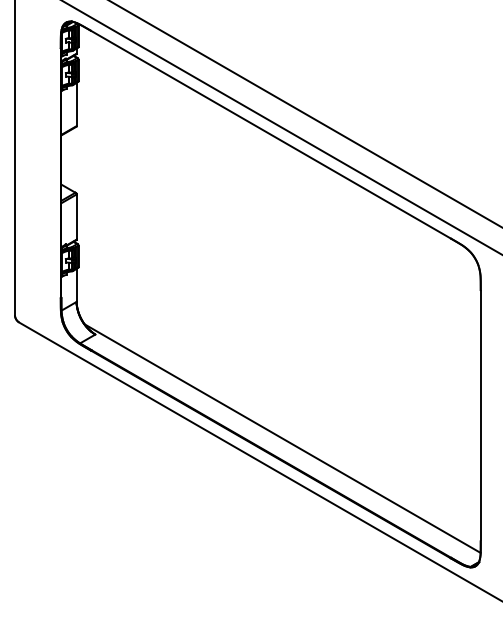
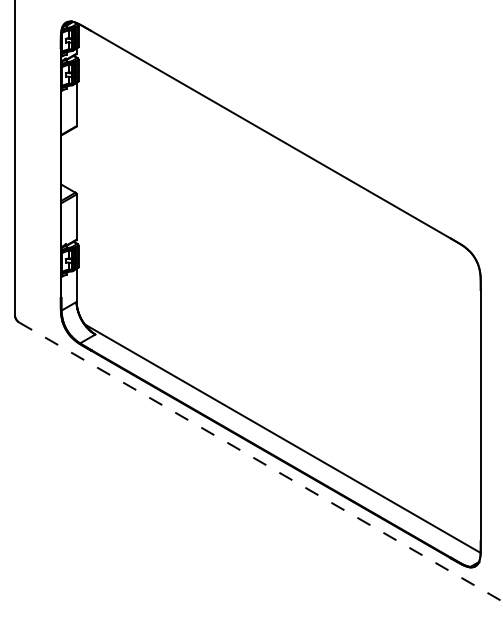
line: present -> none (305, 113)
line: present -> none (282, 127)
line: solid -> dashed (261, 462)
